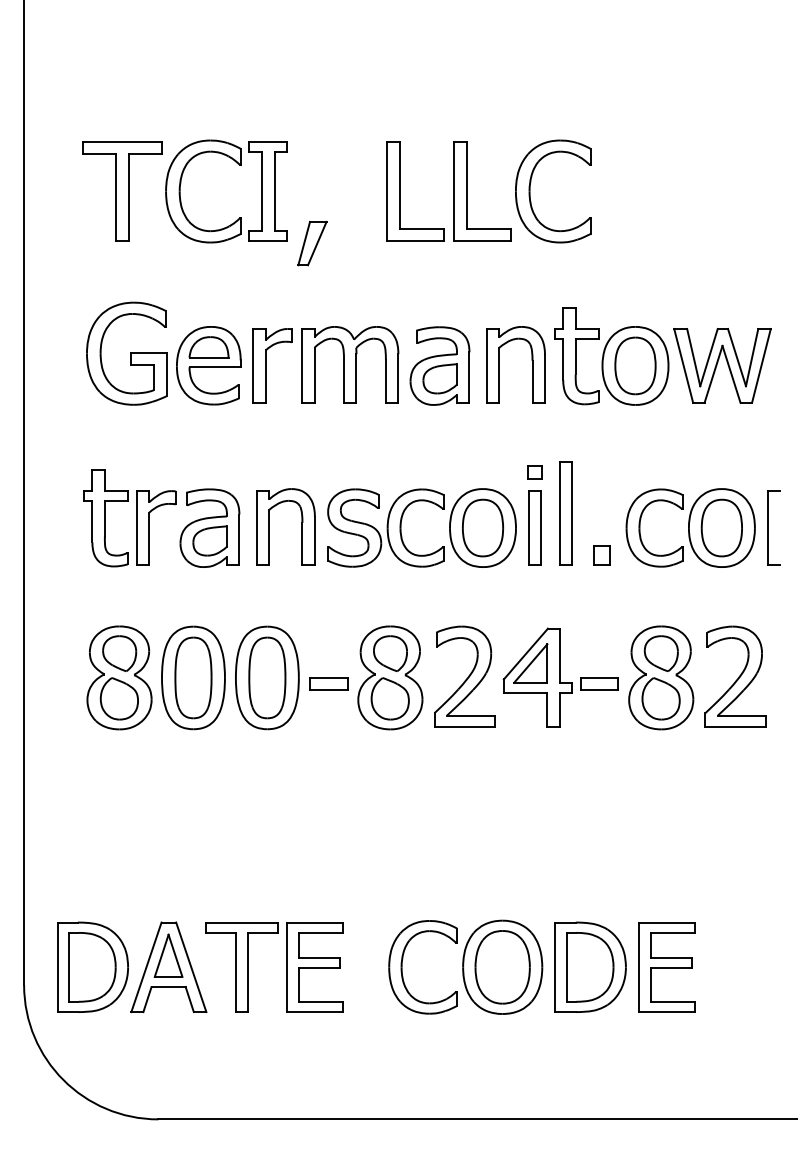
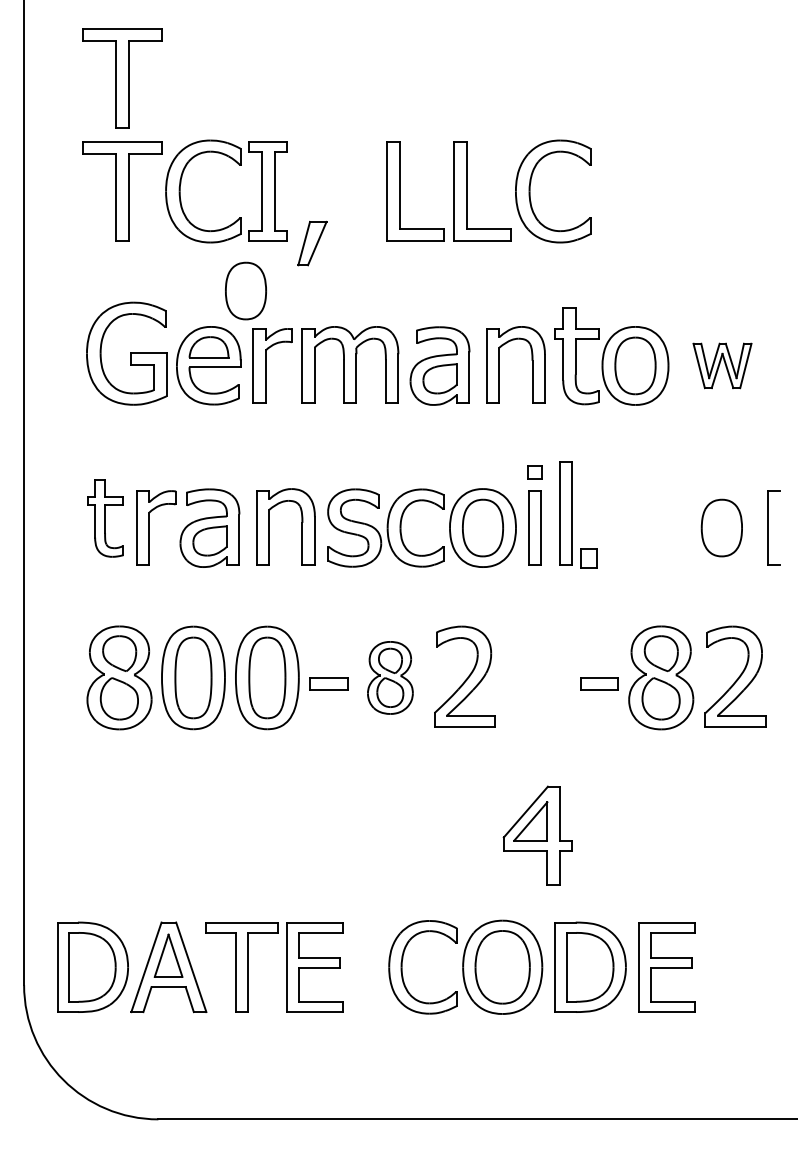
part: none -> present (122, 78)
part: none -> present (245, 290)
part size: 99x76 px -> 61x48 px (722, 365)
part size: 46x99 px -> 37x79 px (105, 518)
part: present -> none (690, 527)
part position: (601, 555) -> (588, 558) (588, 558)
part size: 67x106 px -> 47x74 px (390, 677)
part position: (537, 677) -> (537, 835) (537, 835)
